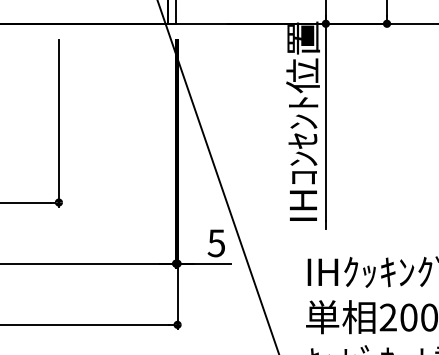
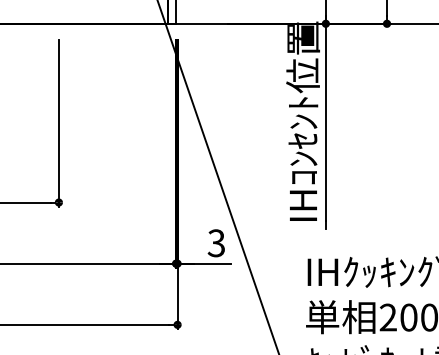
text: 5 -> 3 (216, 242)
